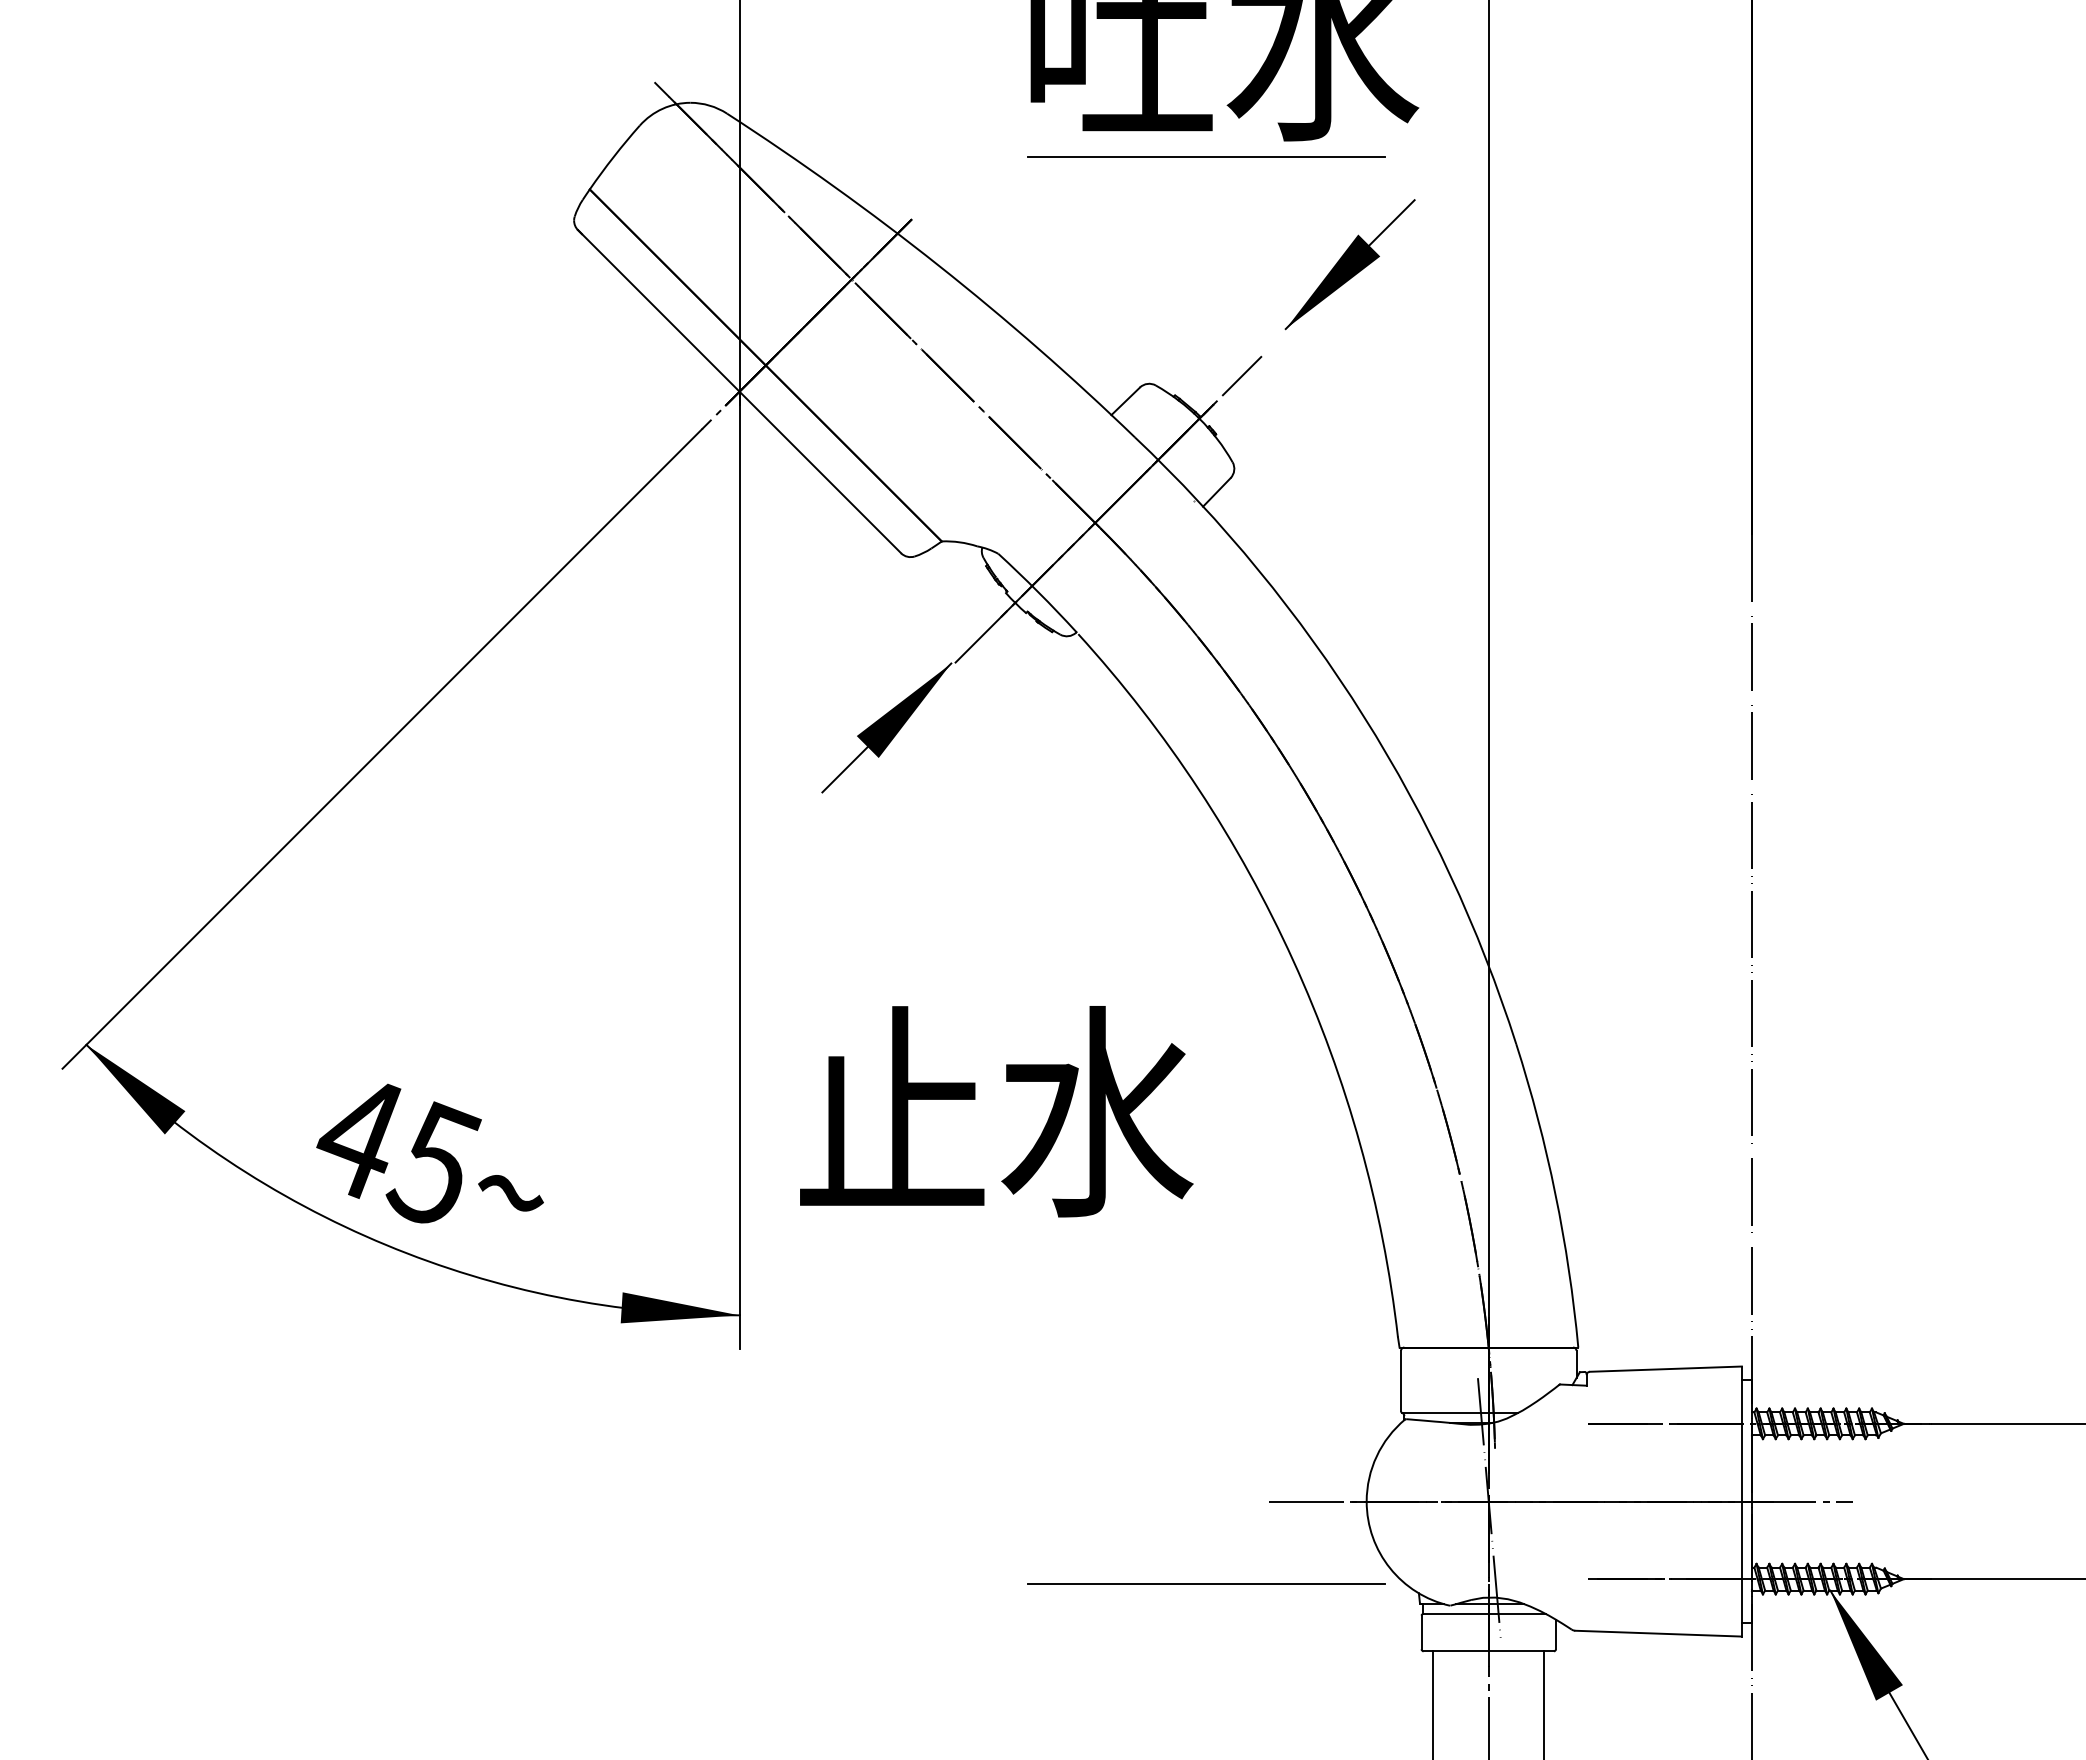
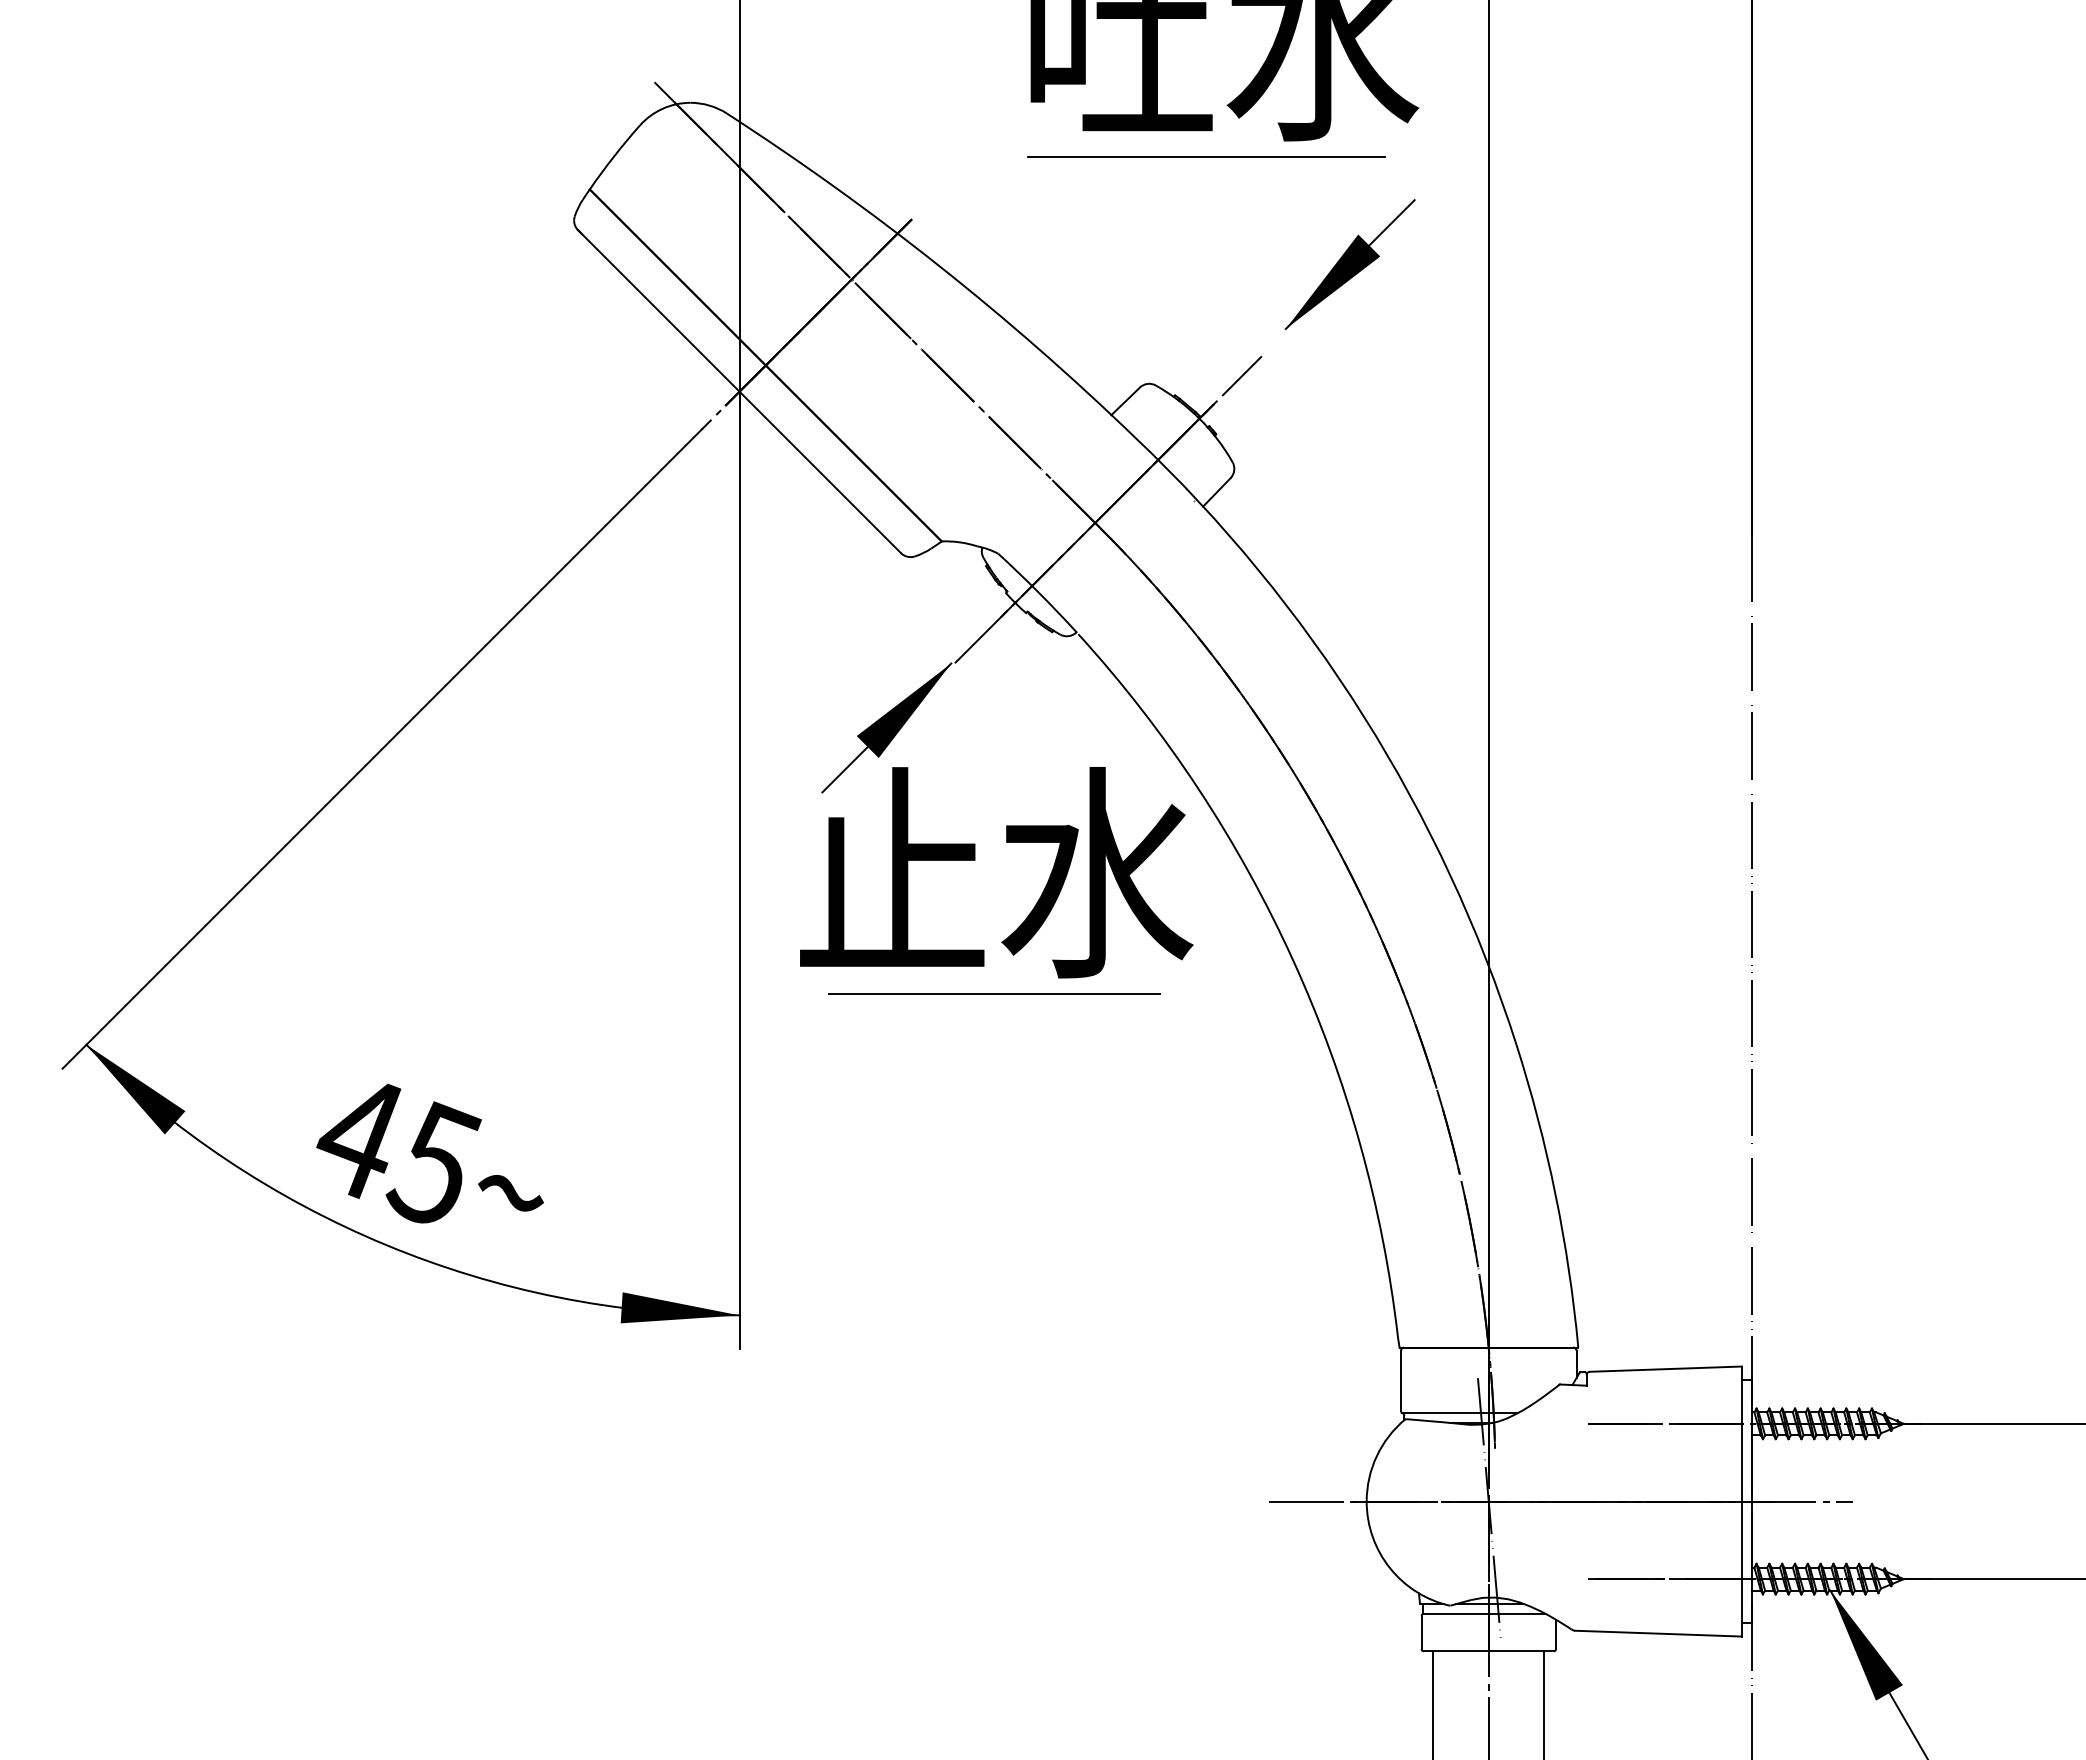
line: none -> present (994, 993)
text position: (996, 1111) -> (996, 872) (996, 872)
line: present -> none (1206, 1583)
